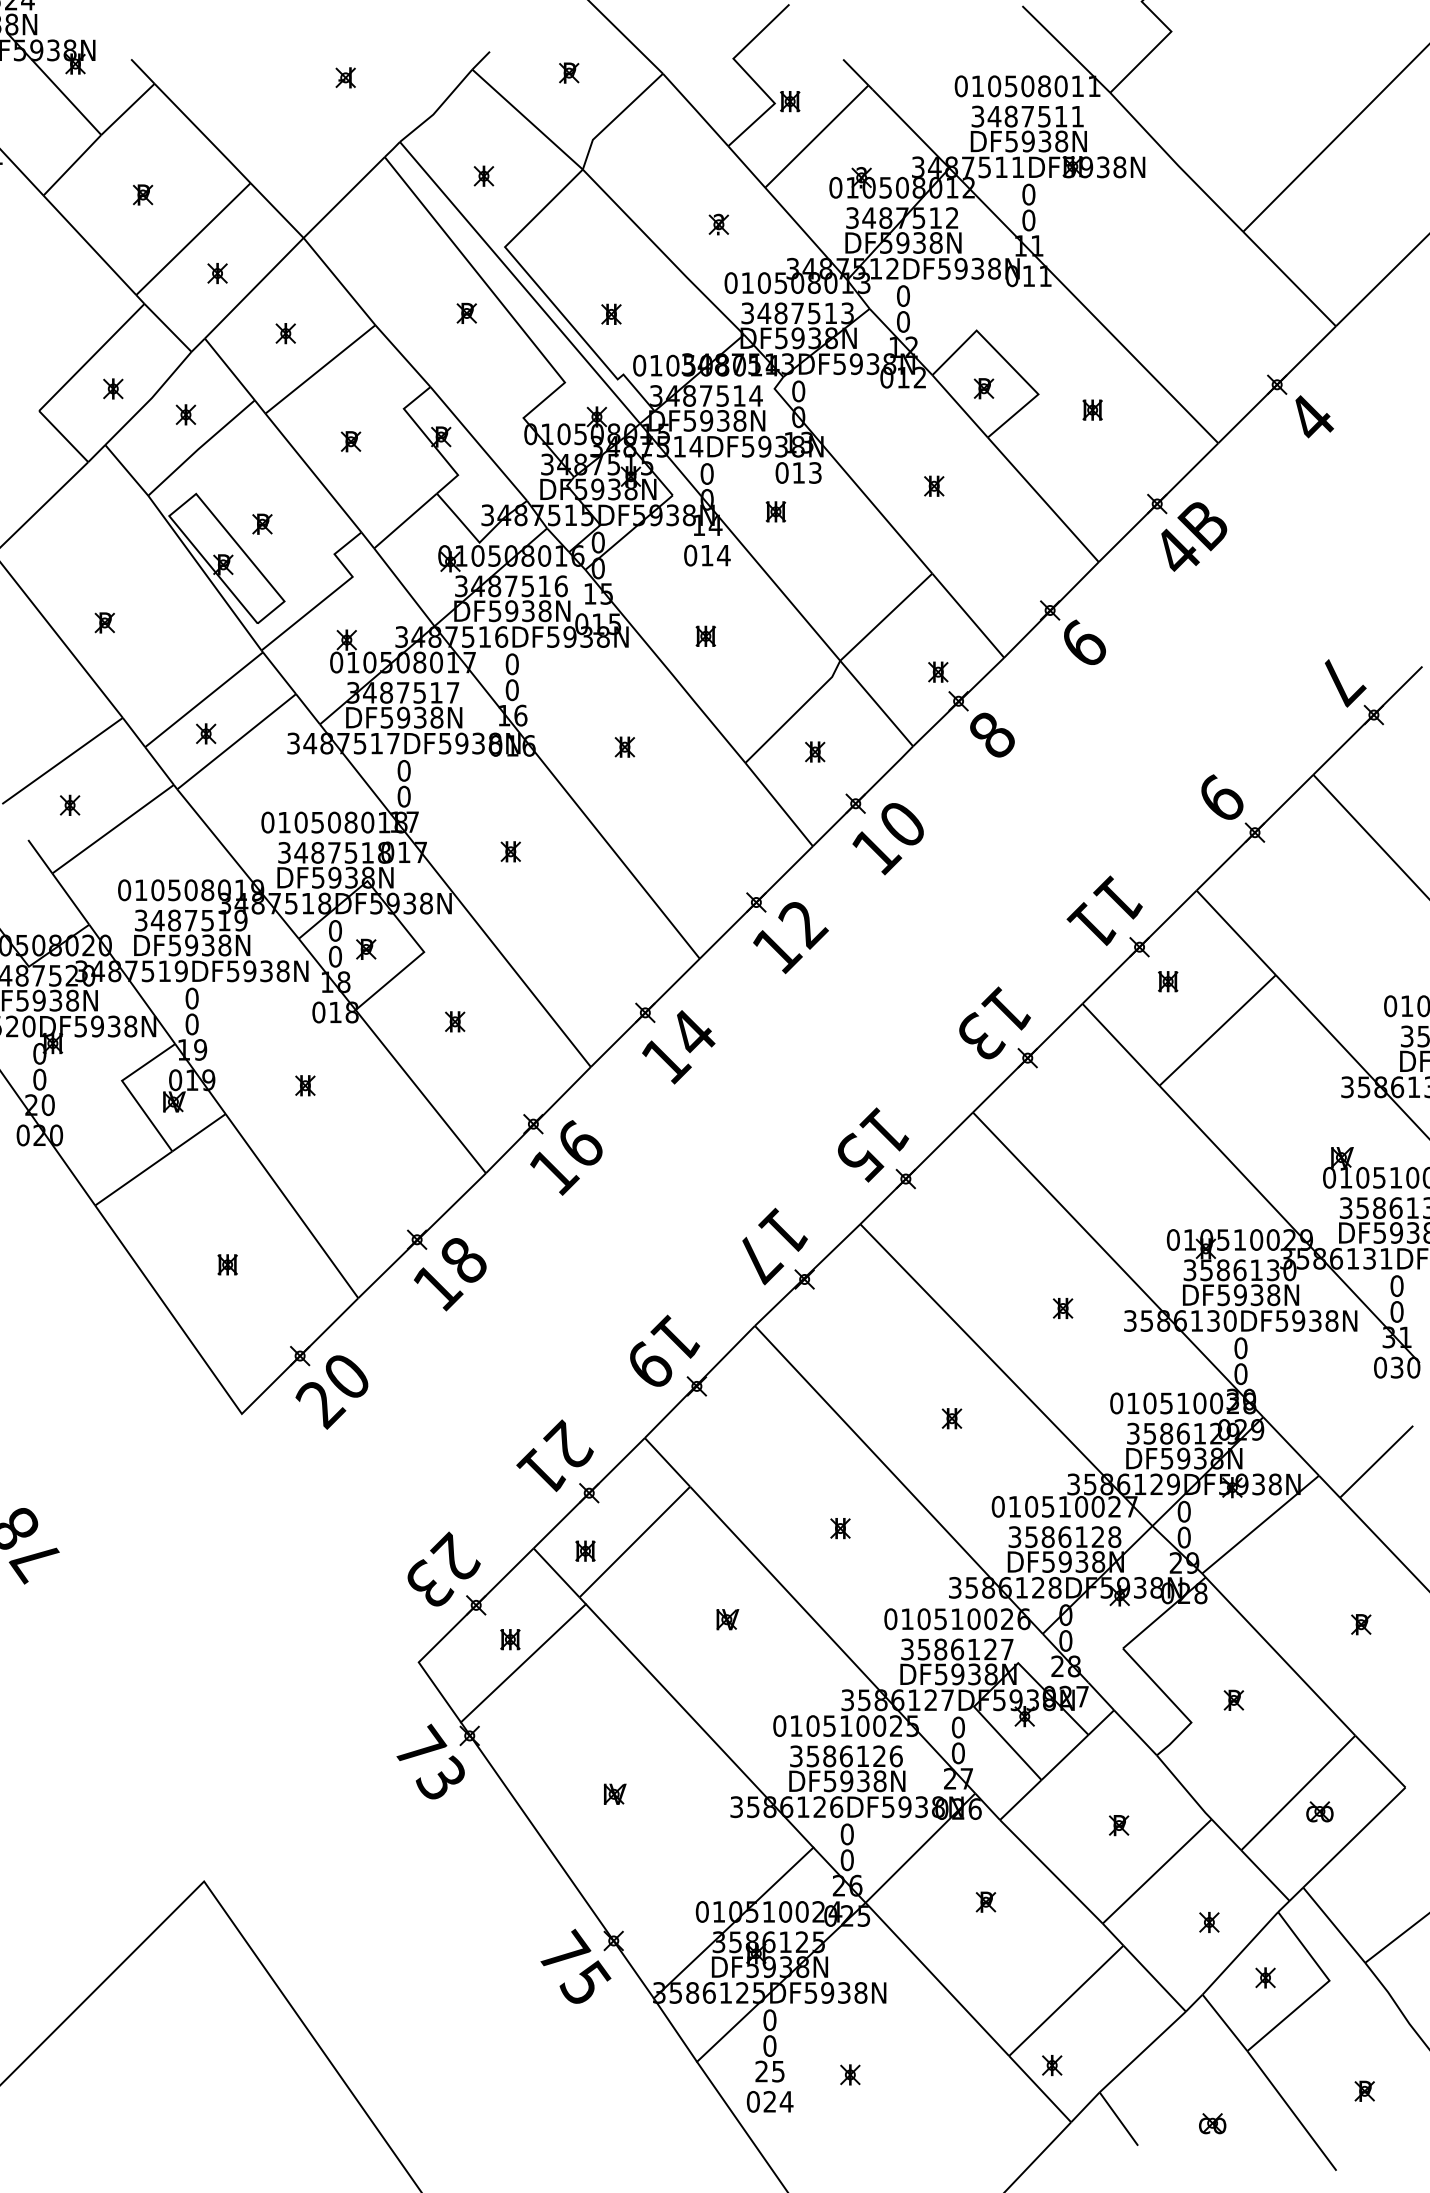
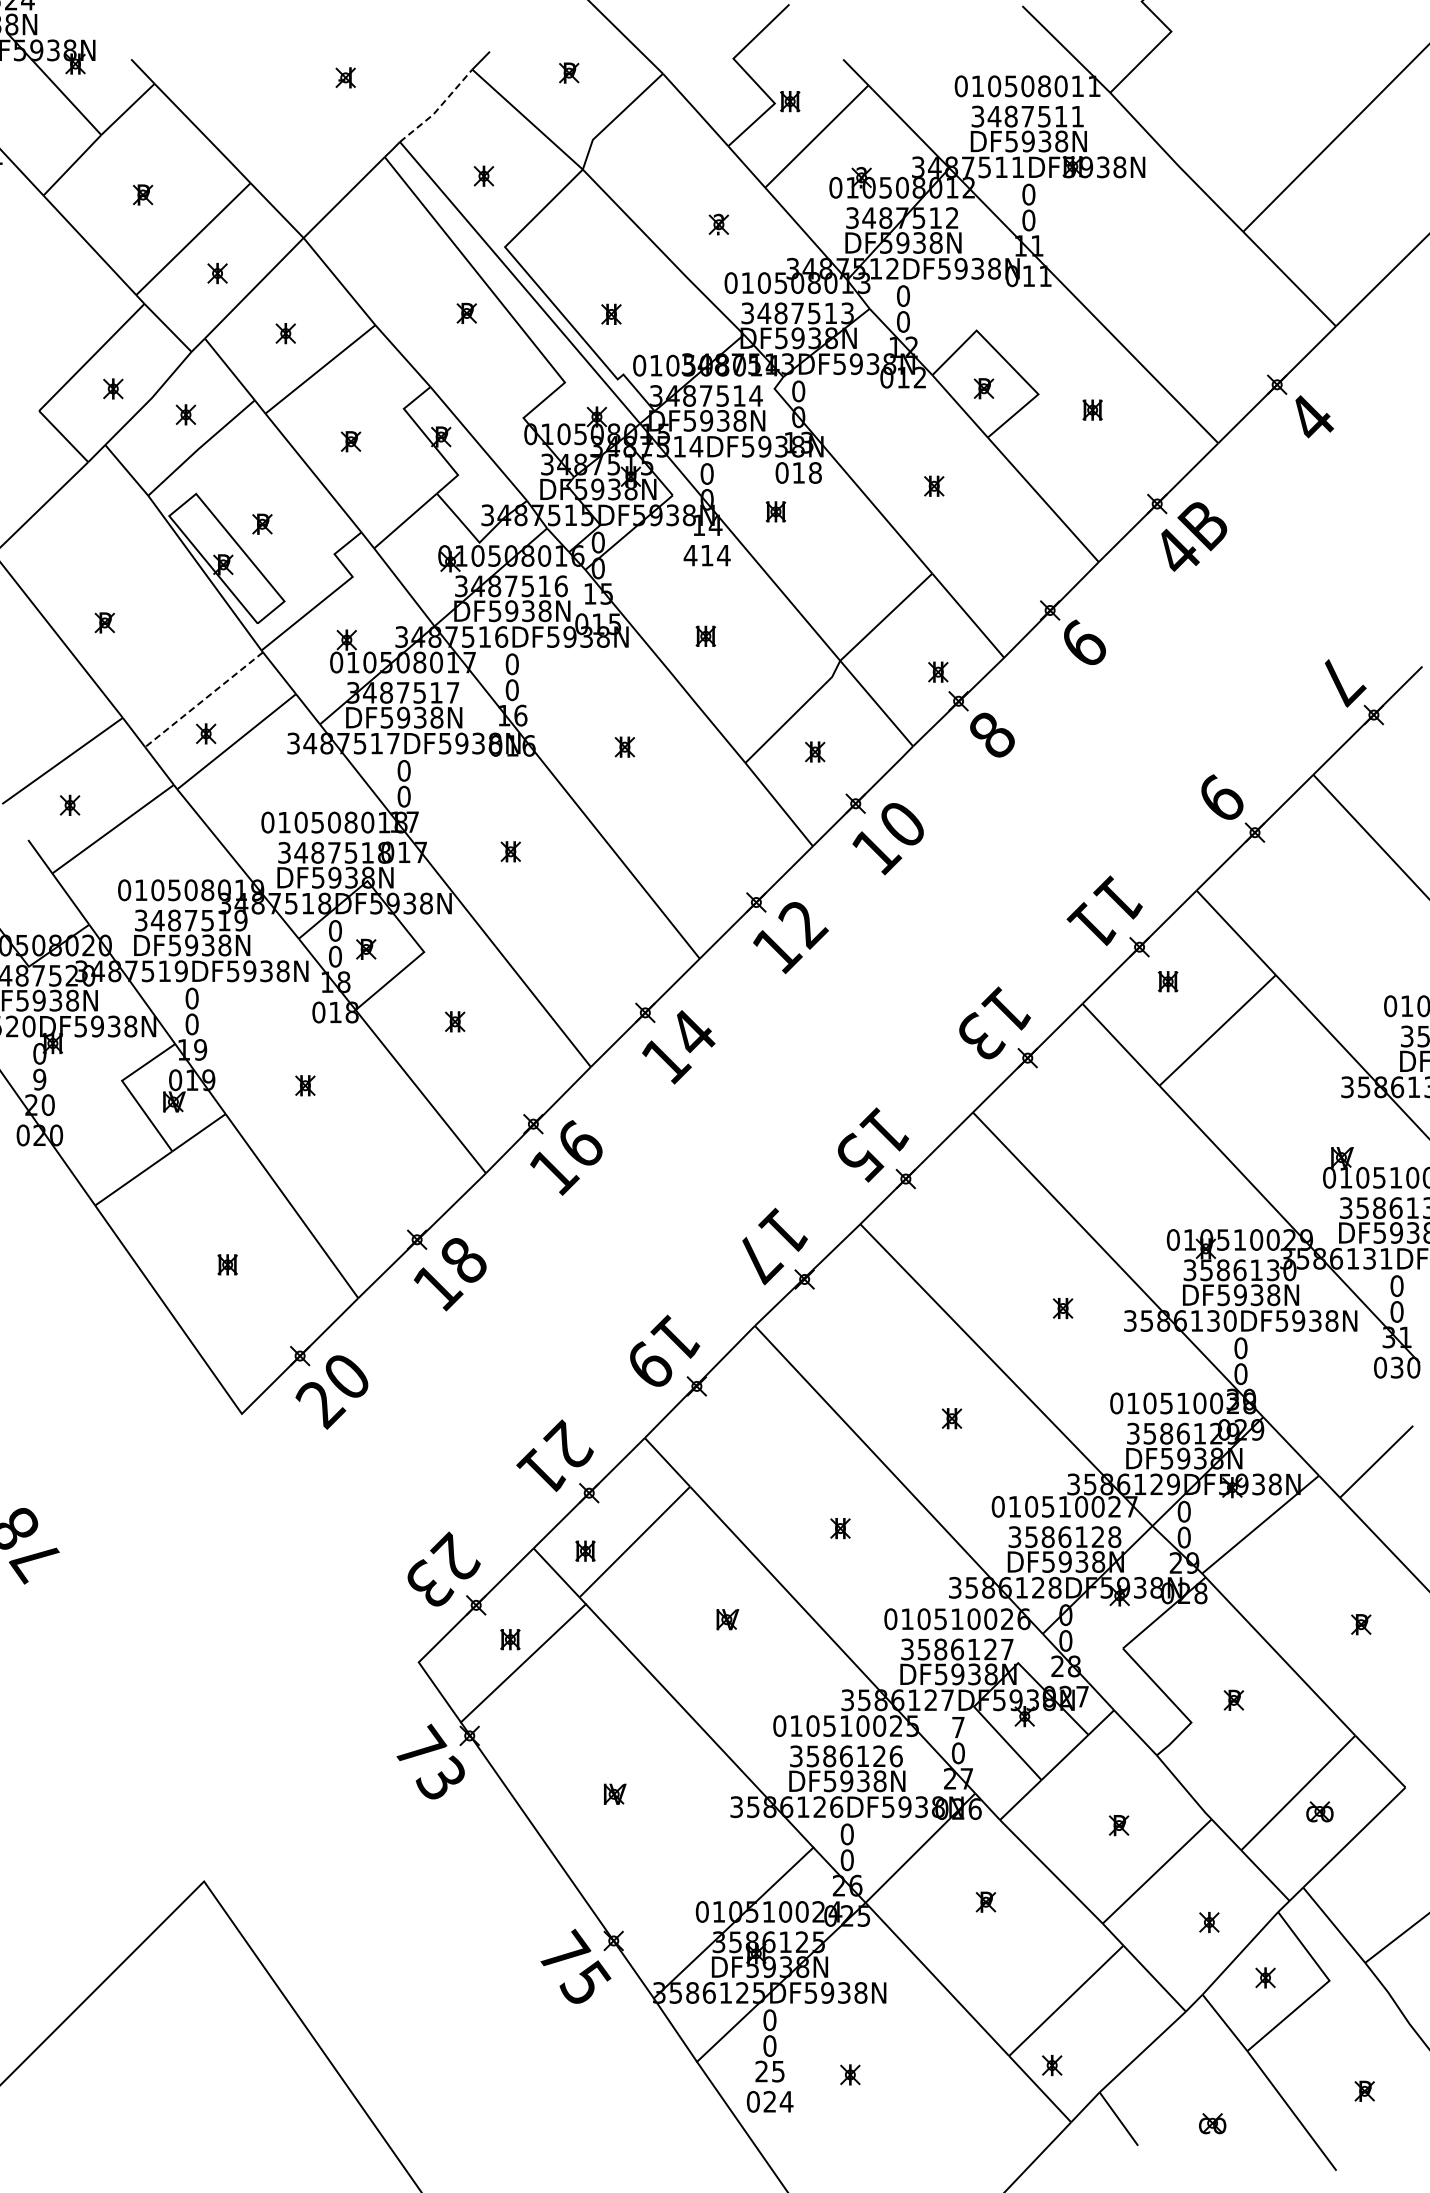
line: solid -> dashed (438, 108)
text: 013 -> 018 (815, 472)
text: 014 -> 414 (690, 555)
line: solid -> dashed (204, 699)
text: 0 -> 9 (39, 1079)
text: 0 -> 7 (957, 1727)
